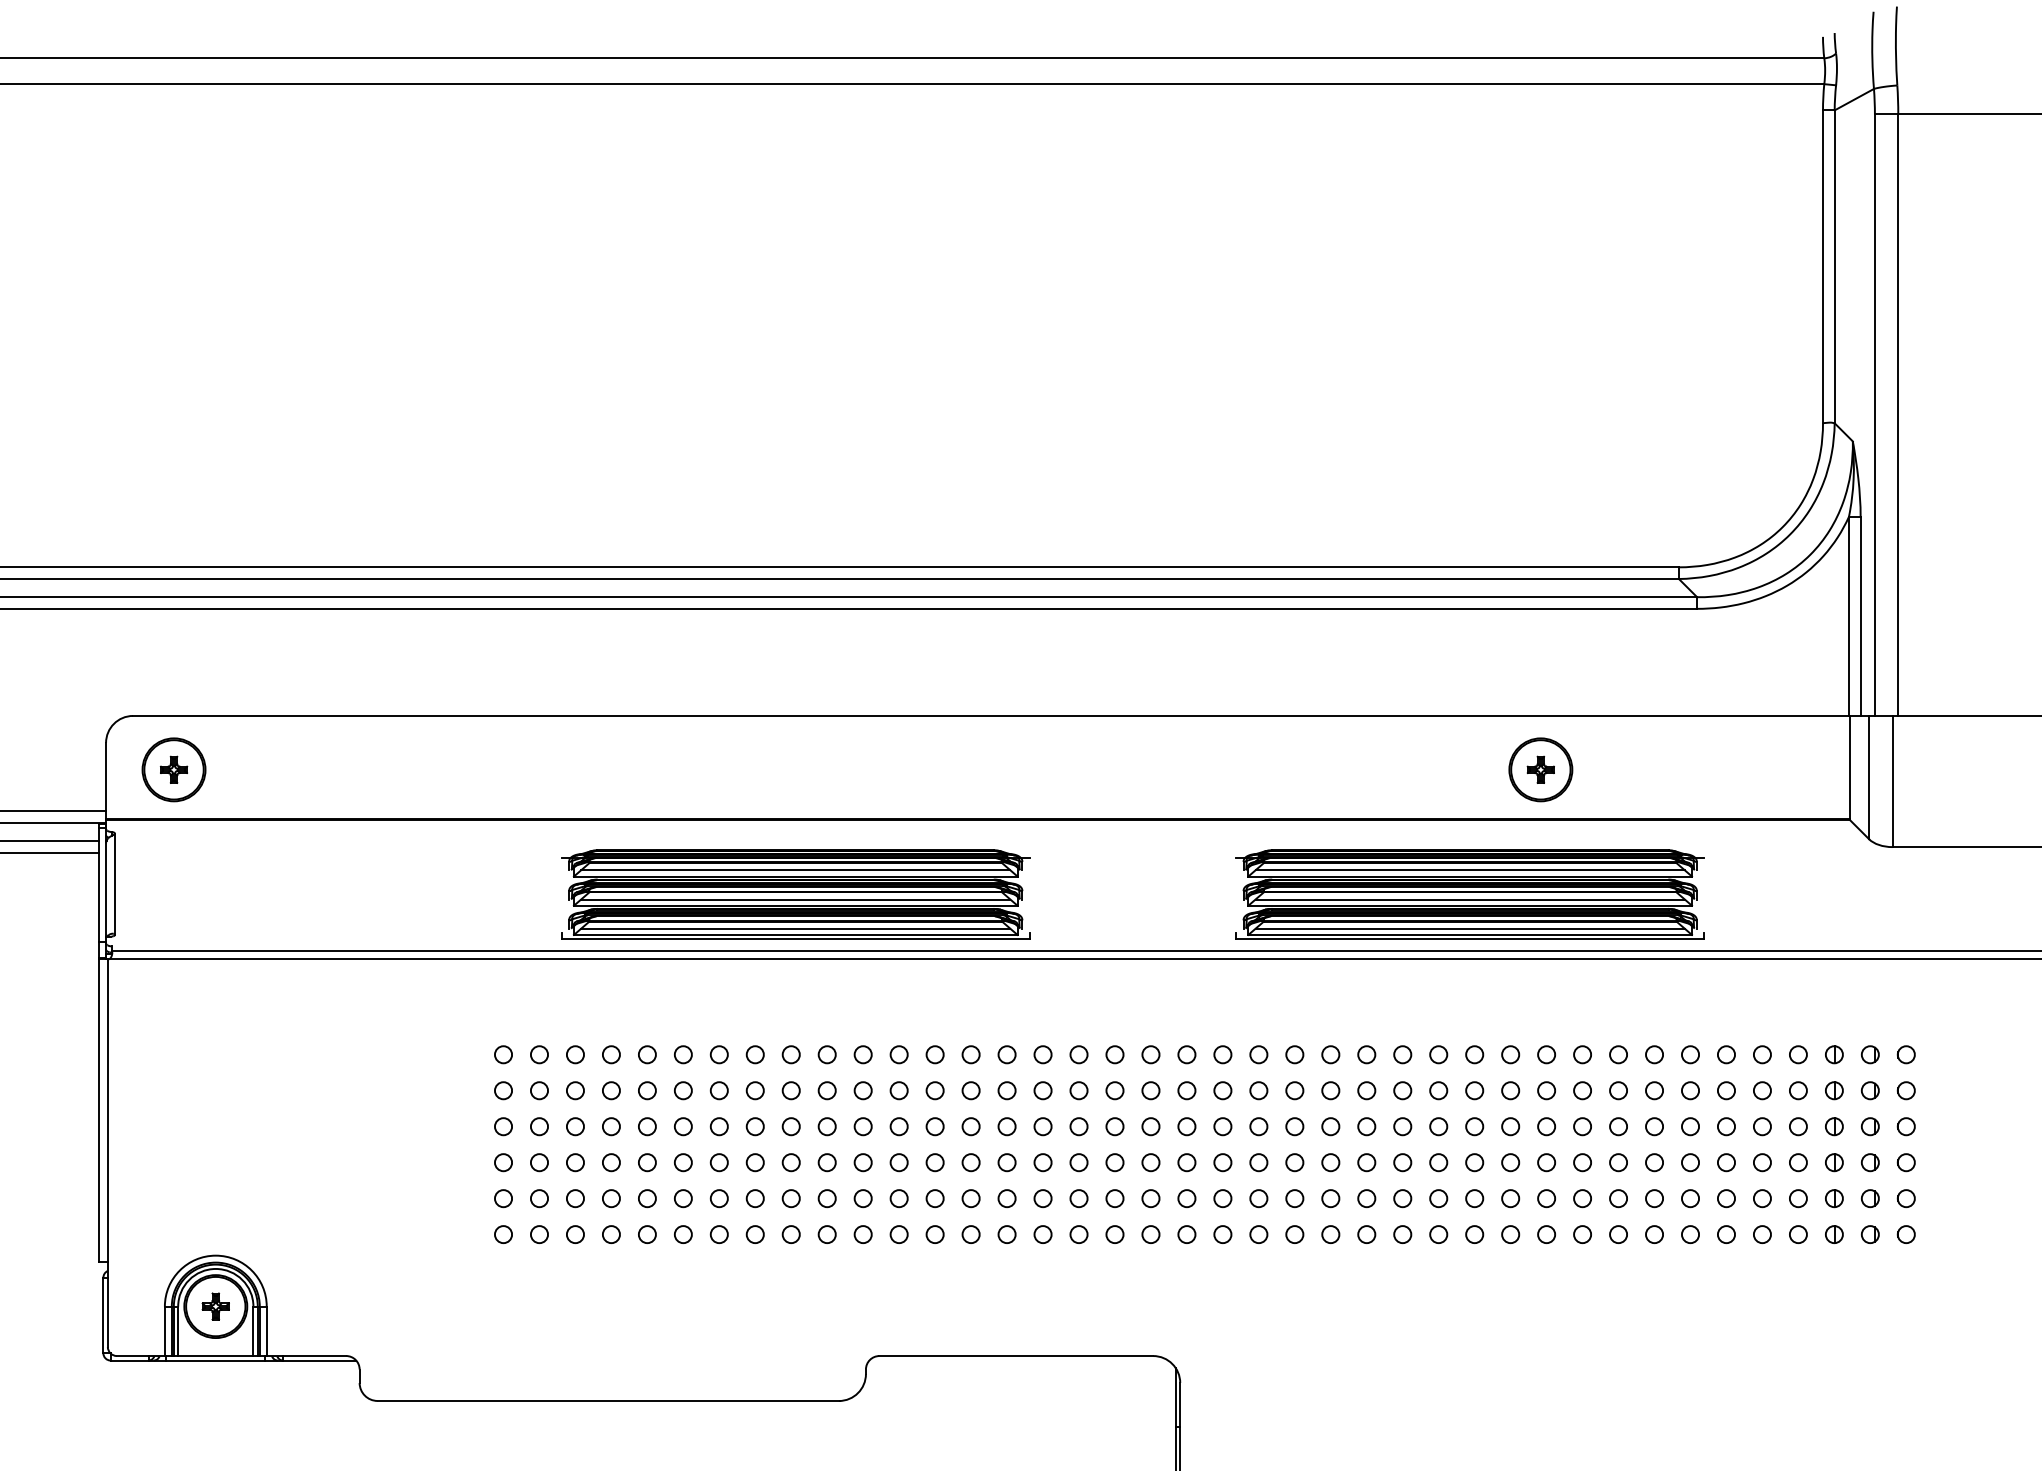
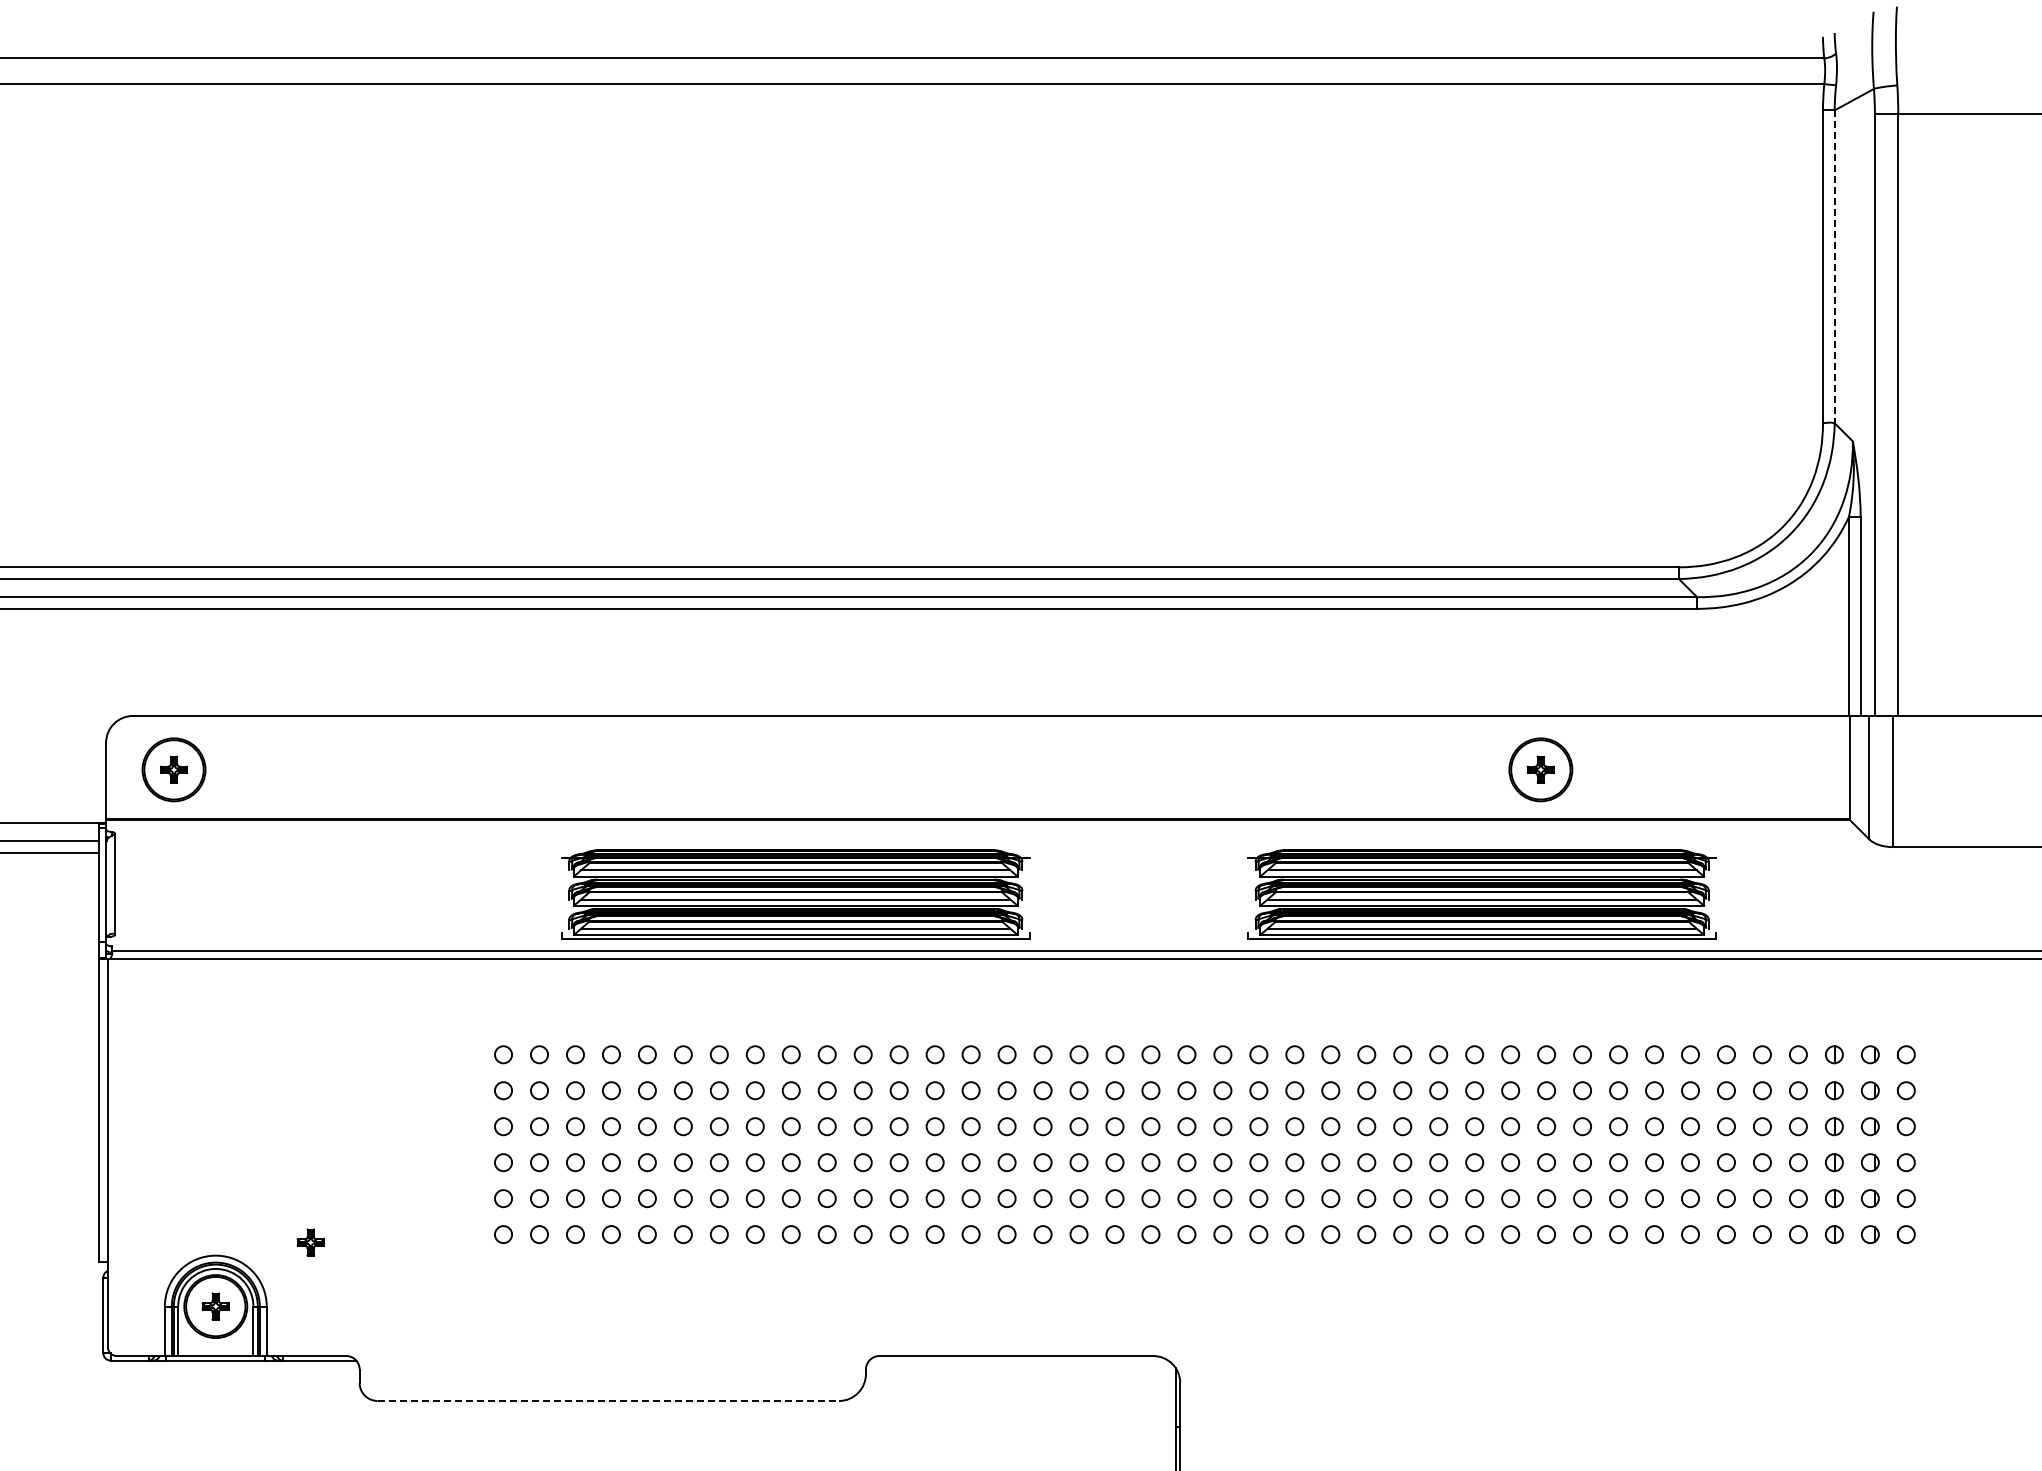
line: solid -> dashed (1834, 267)
line: present -> none (54, 811)
part position: (1469, 894) -> (1481, 894) (1481, 894)
part: none -> present (310, 1242)
line: solid -> dashed (609, 1400)
